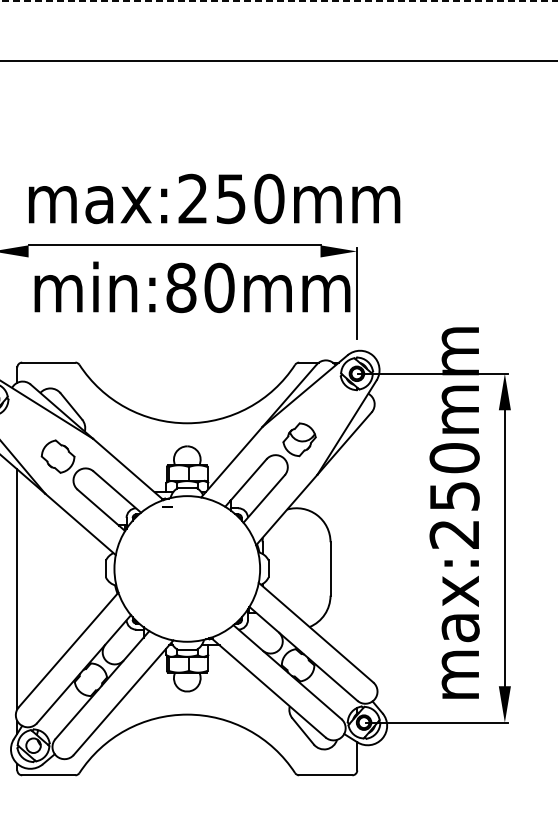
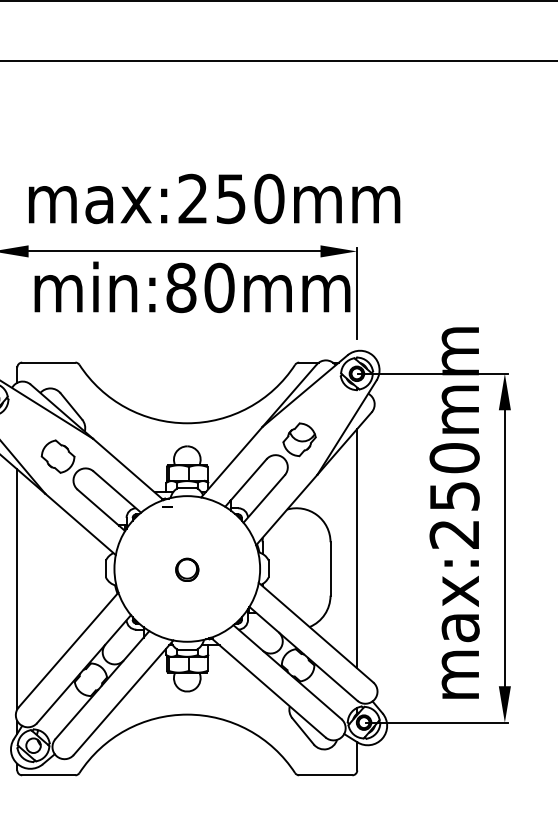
line: dashed -> solid (278, 1)
line position: (174, 245) -> (174, 251) (174, 251)
line: none -> present (357, 548)
part: none -> present (187, 569)
